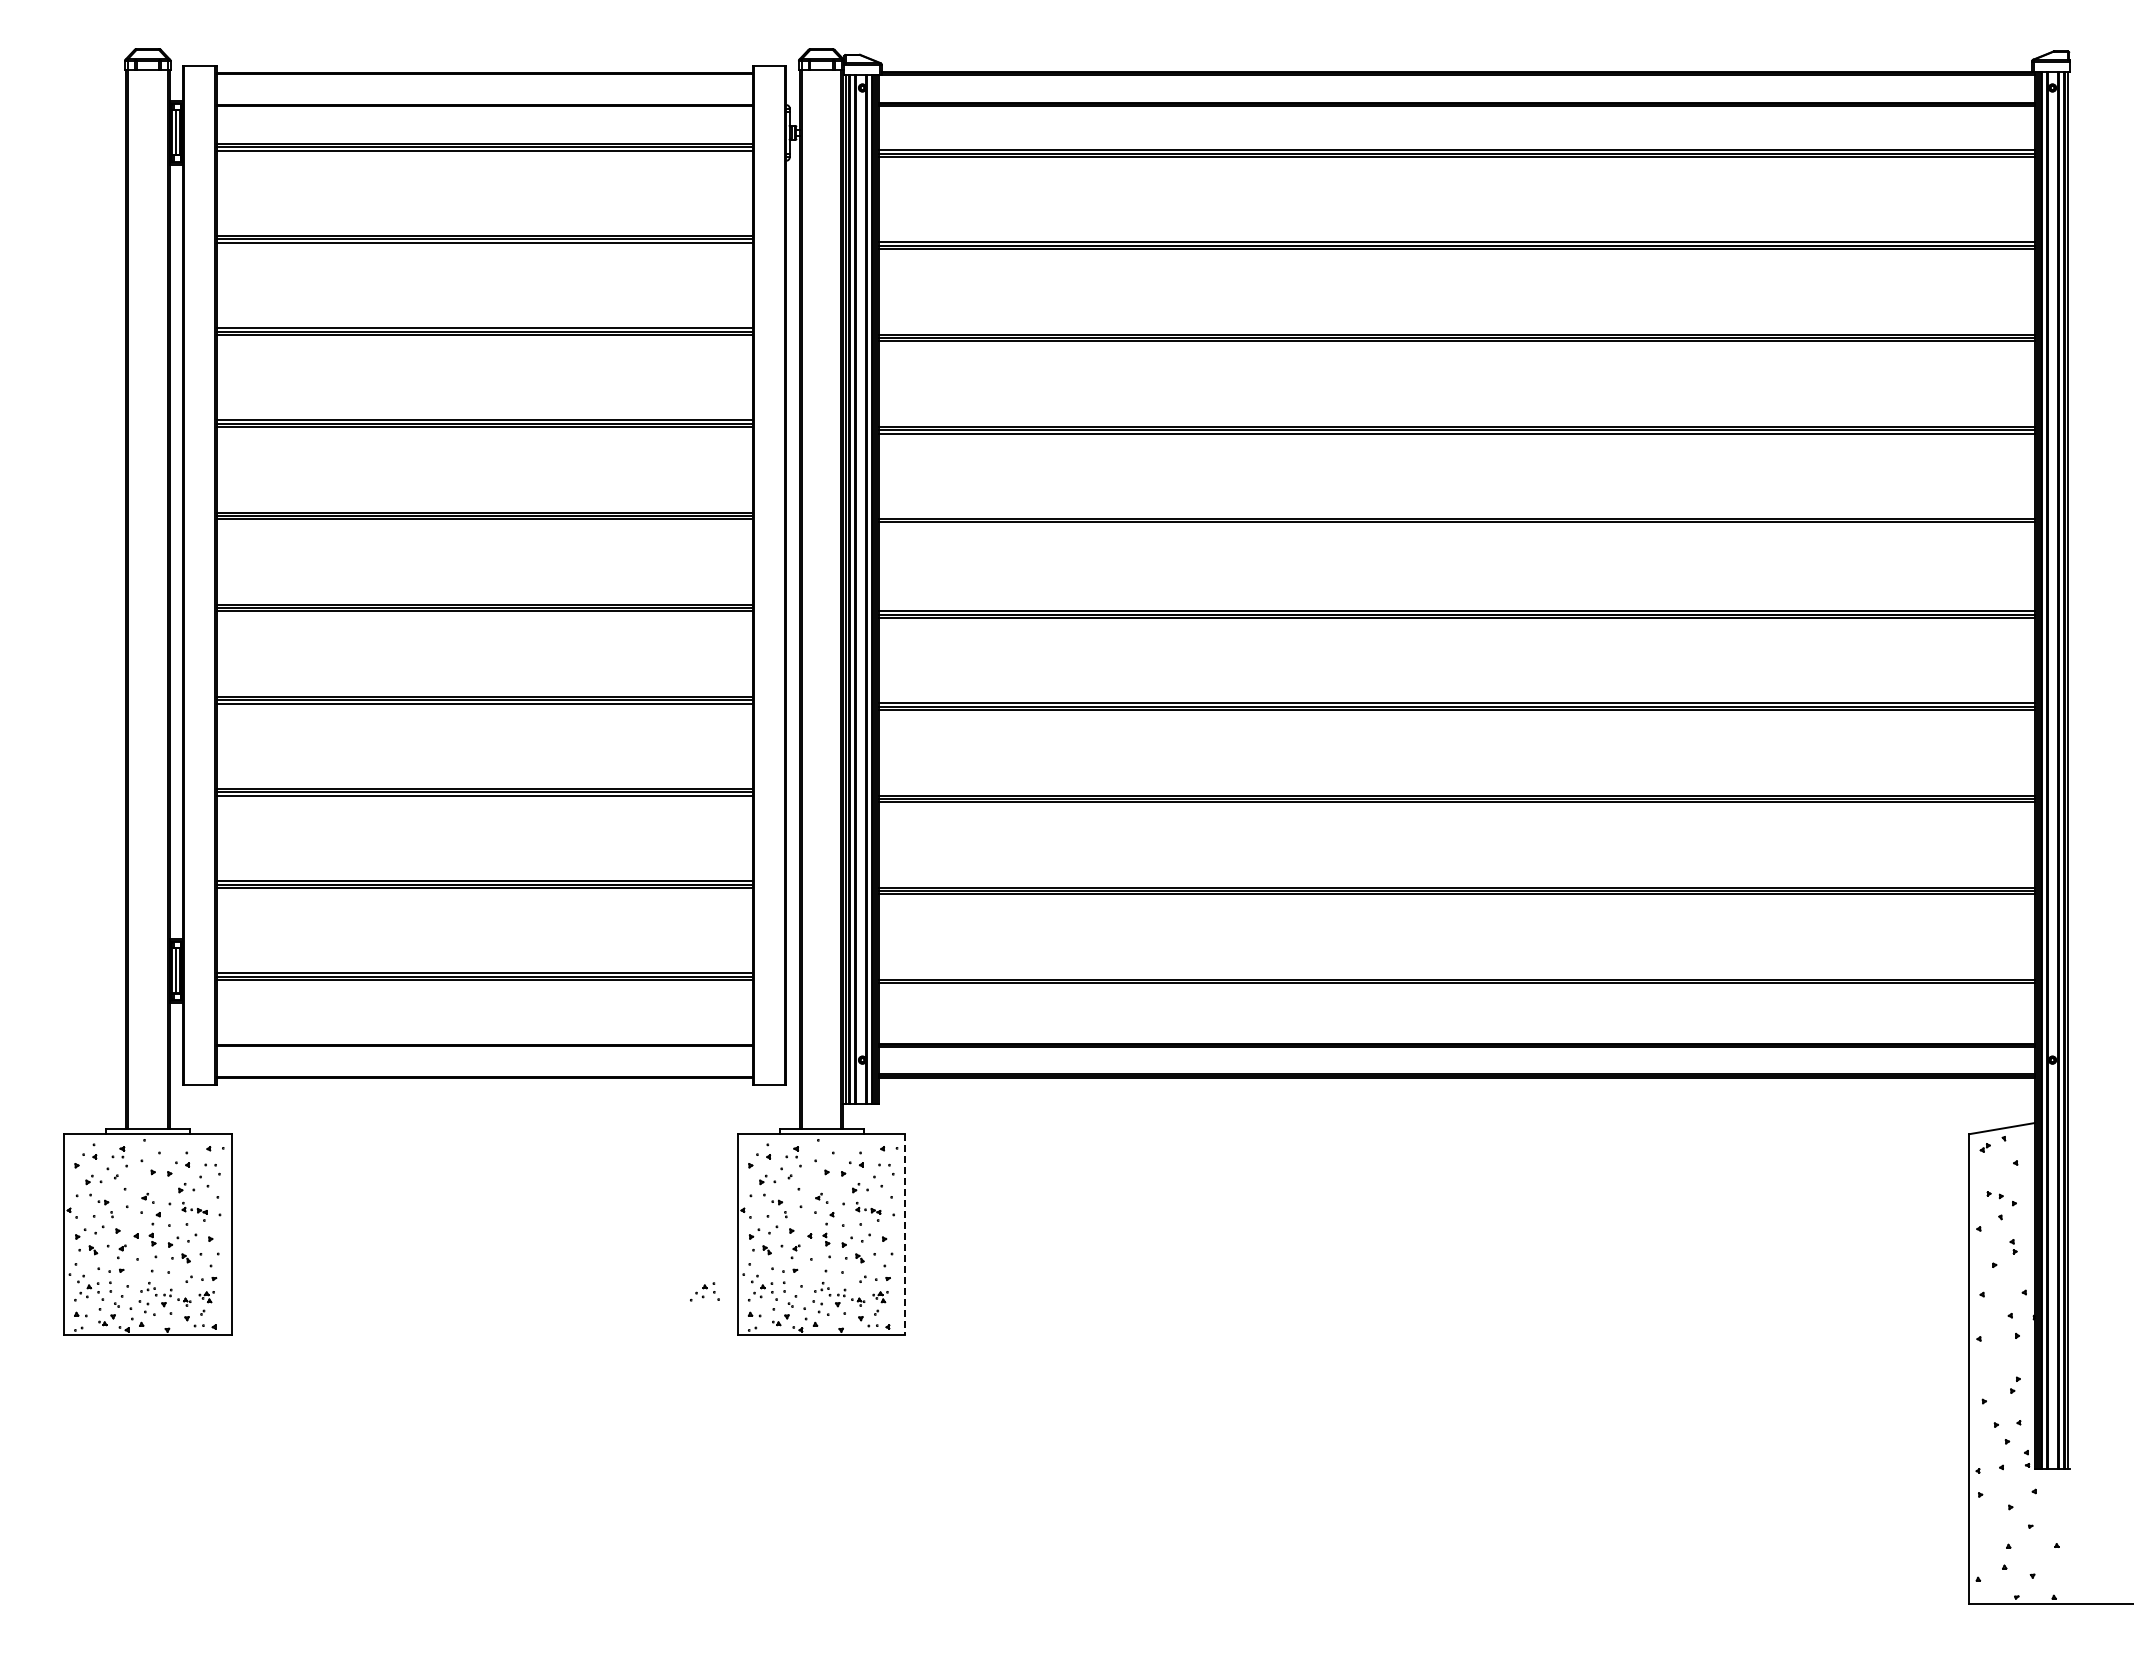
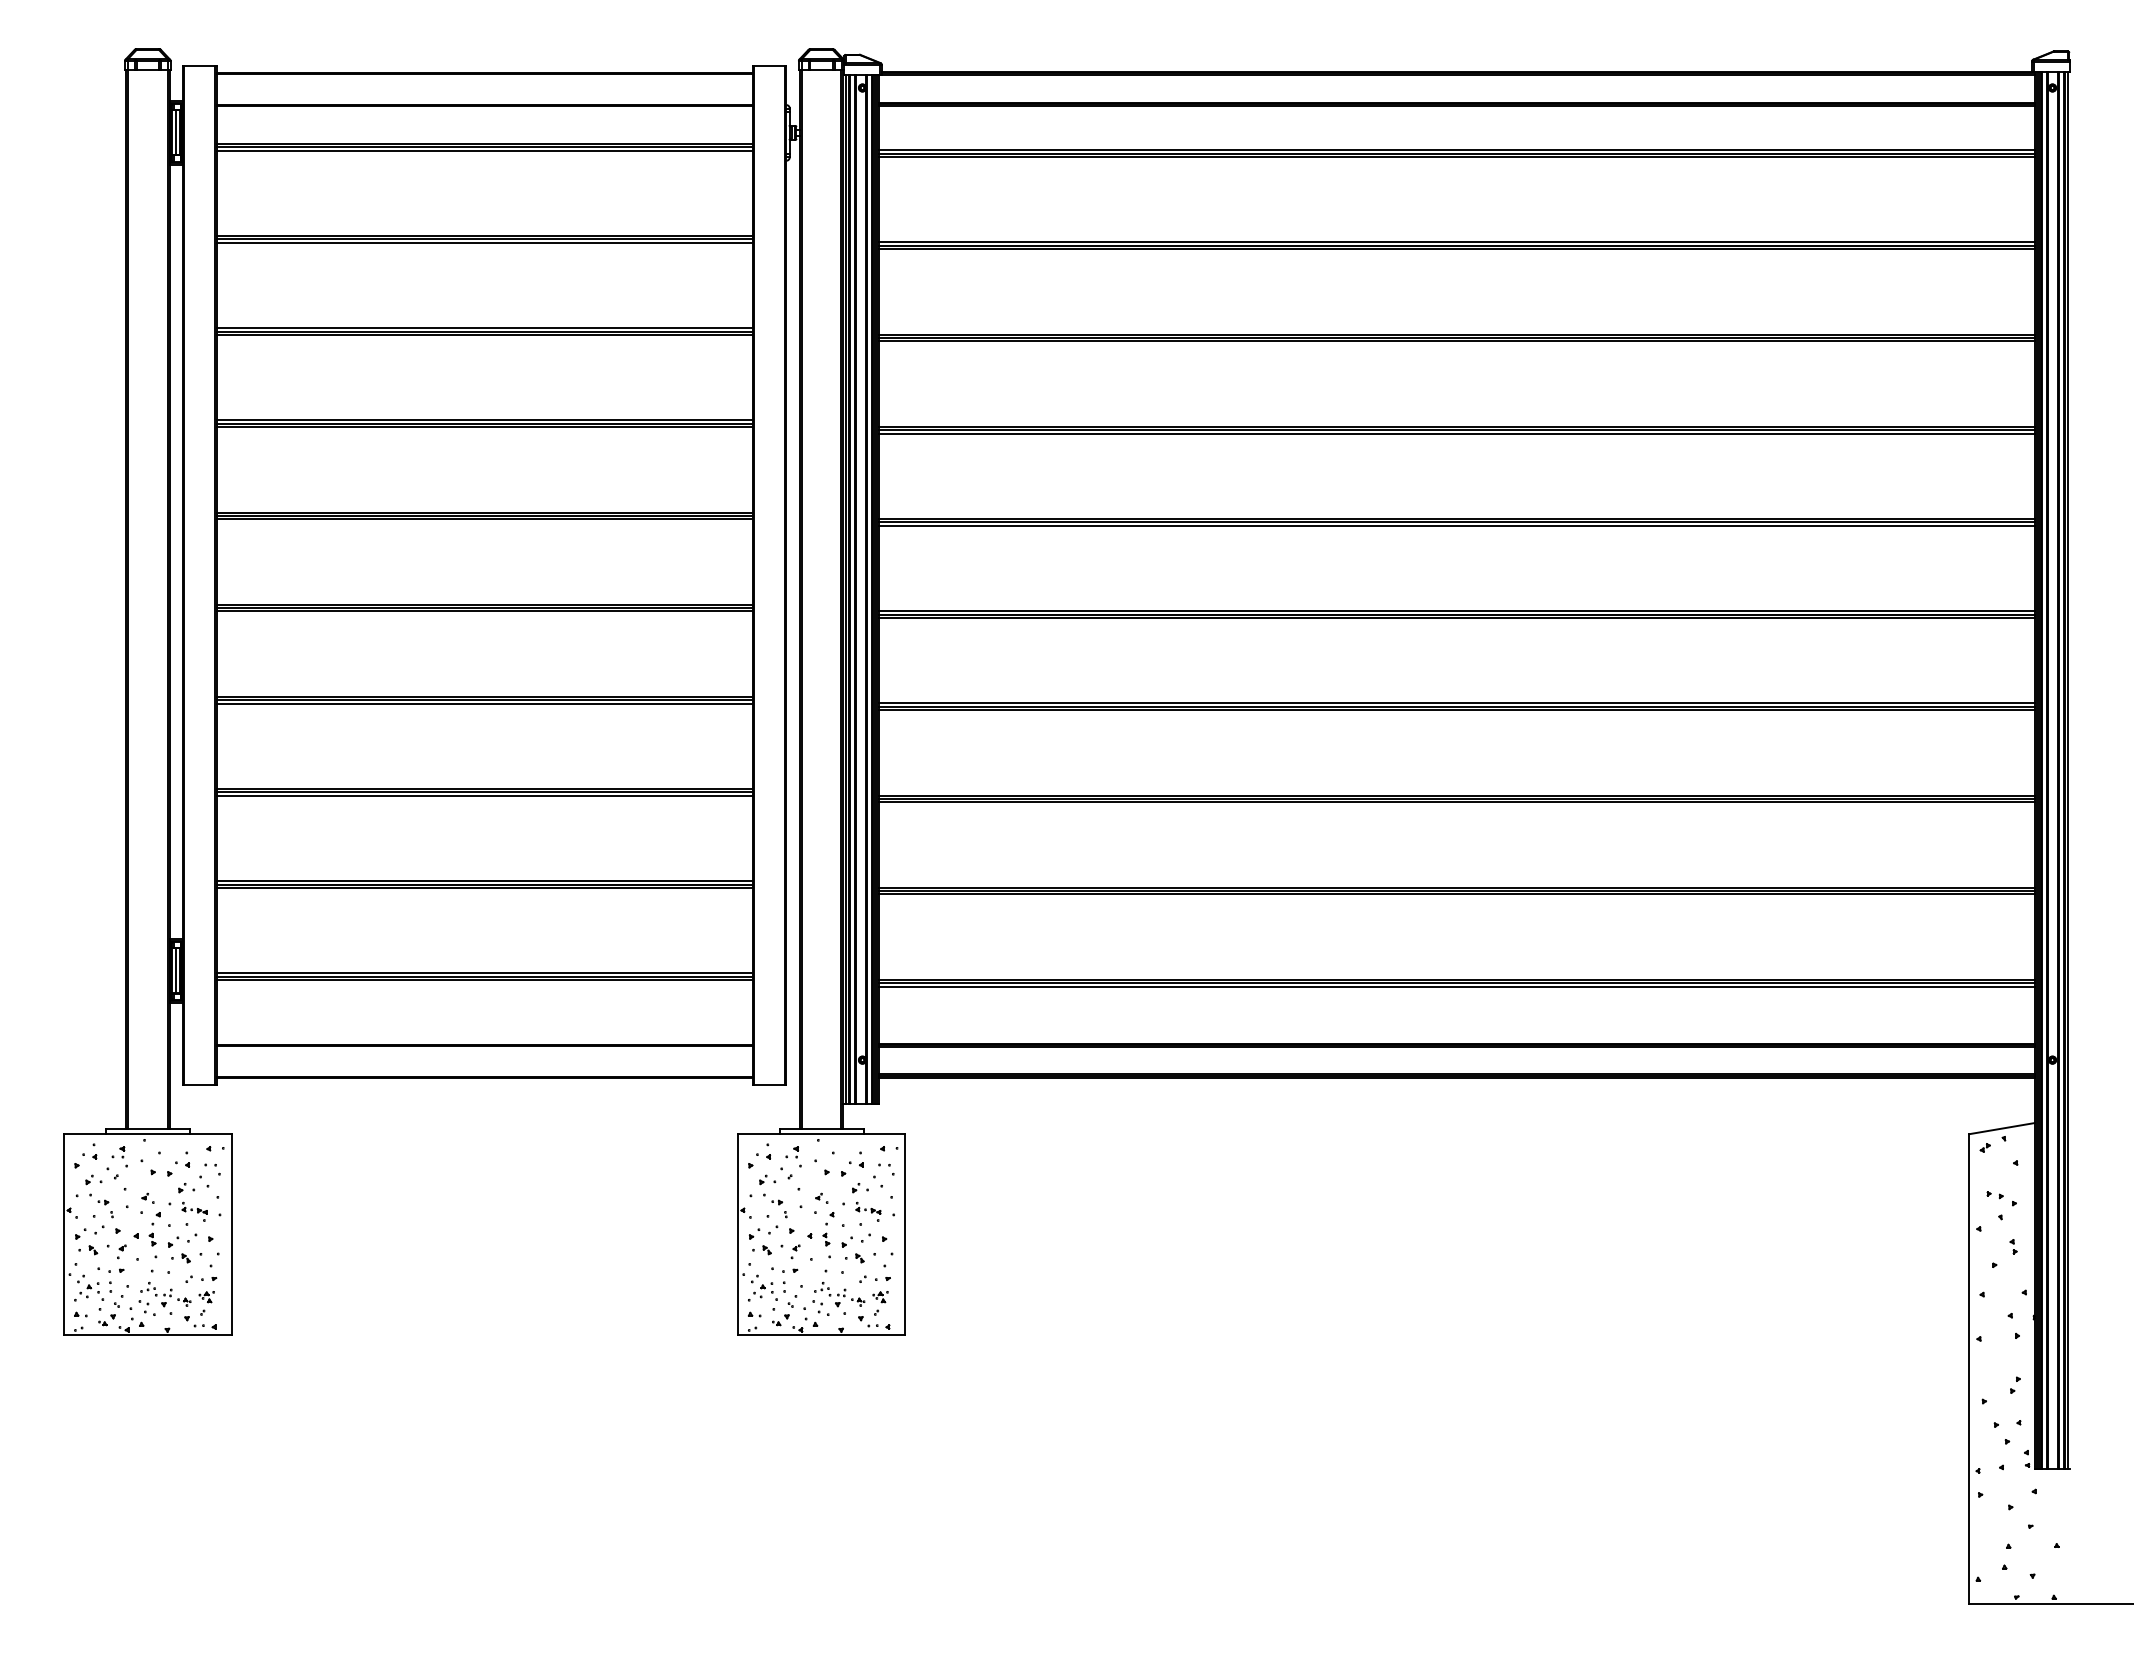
line: none -> present (1456, 525)
line: none -> present (1456, 986)
line: dashed -> solid (905, 1234)
part: present -> none (704, 1291)
